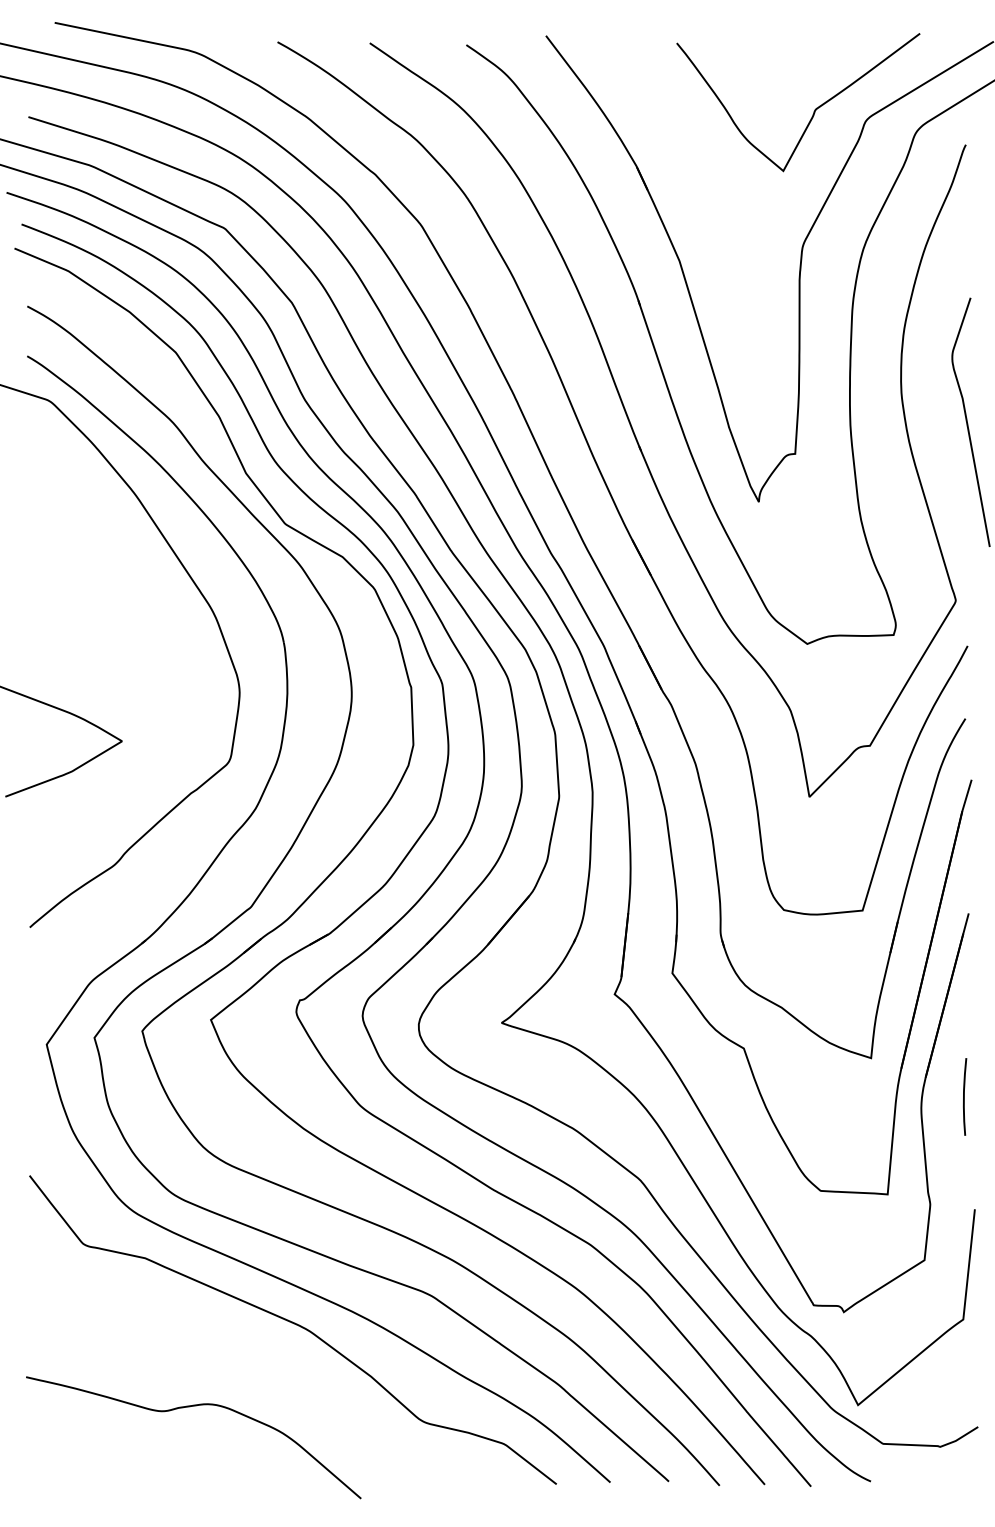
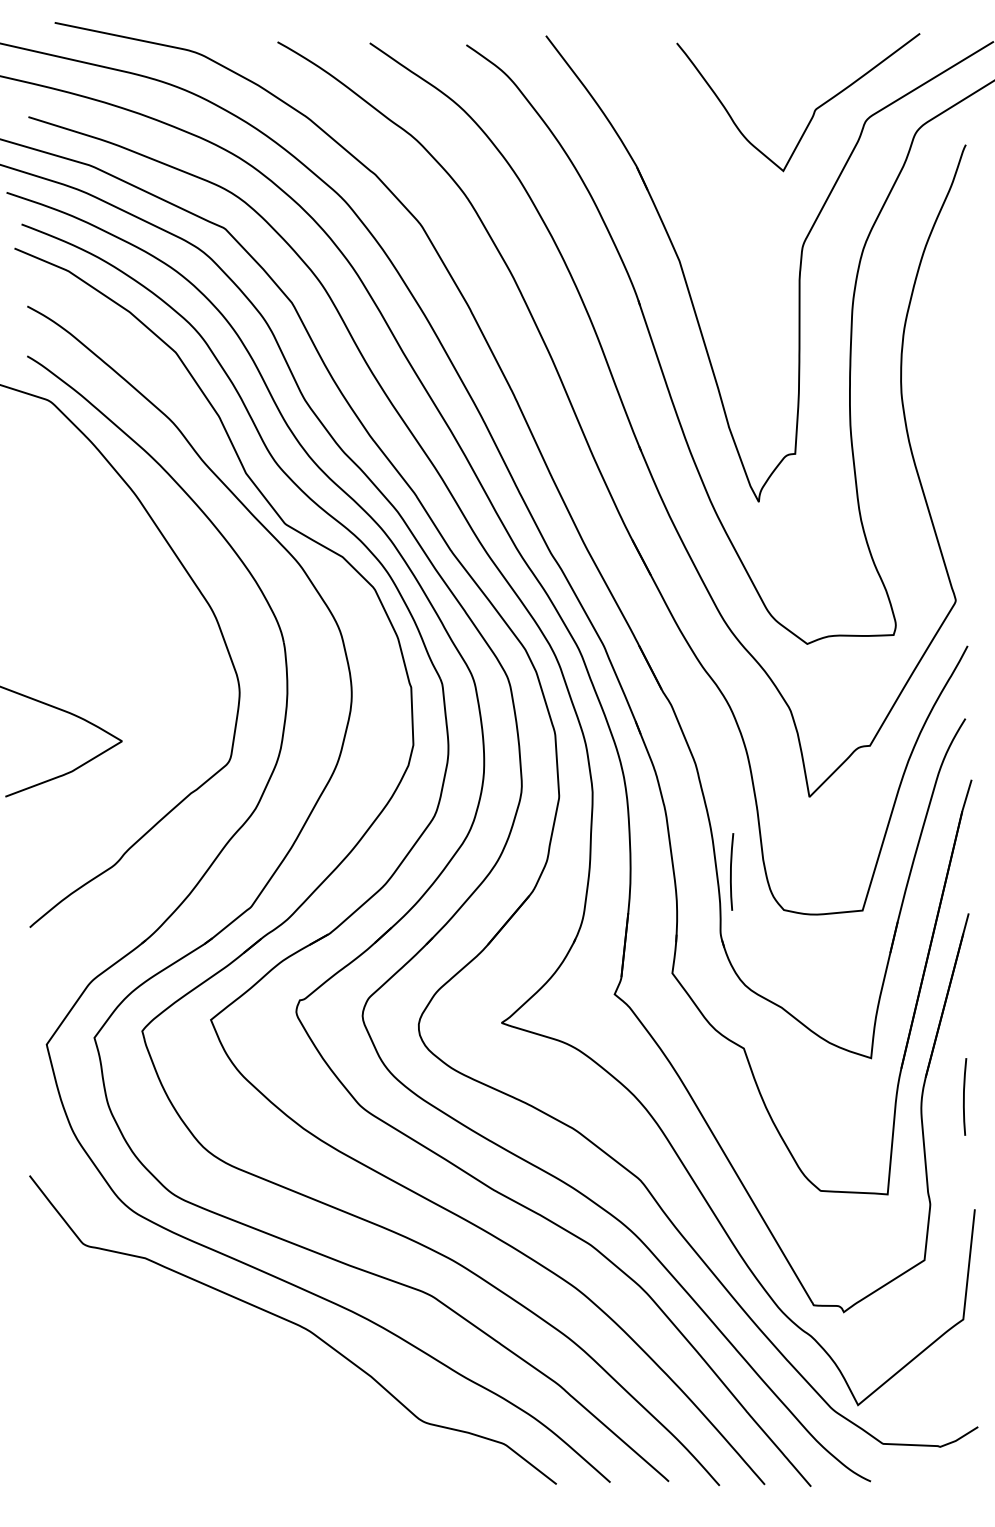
curve: present -> none (968, 423)
curve: none -> present (731, 871)
curve: present -> none (190, 1407)
